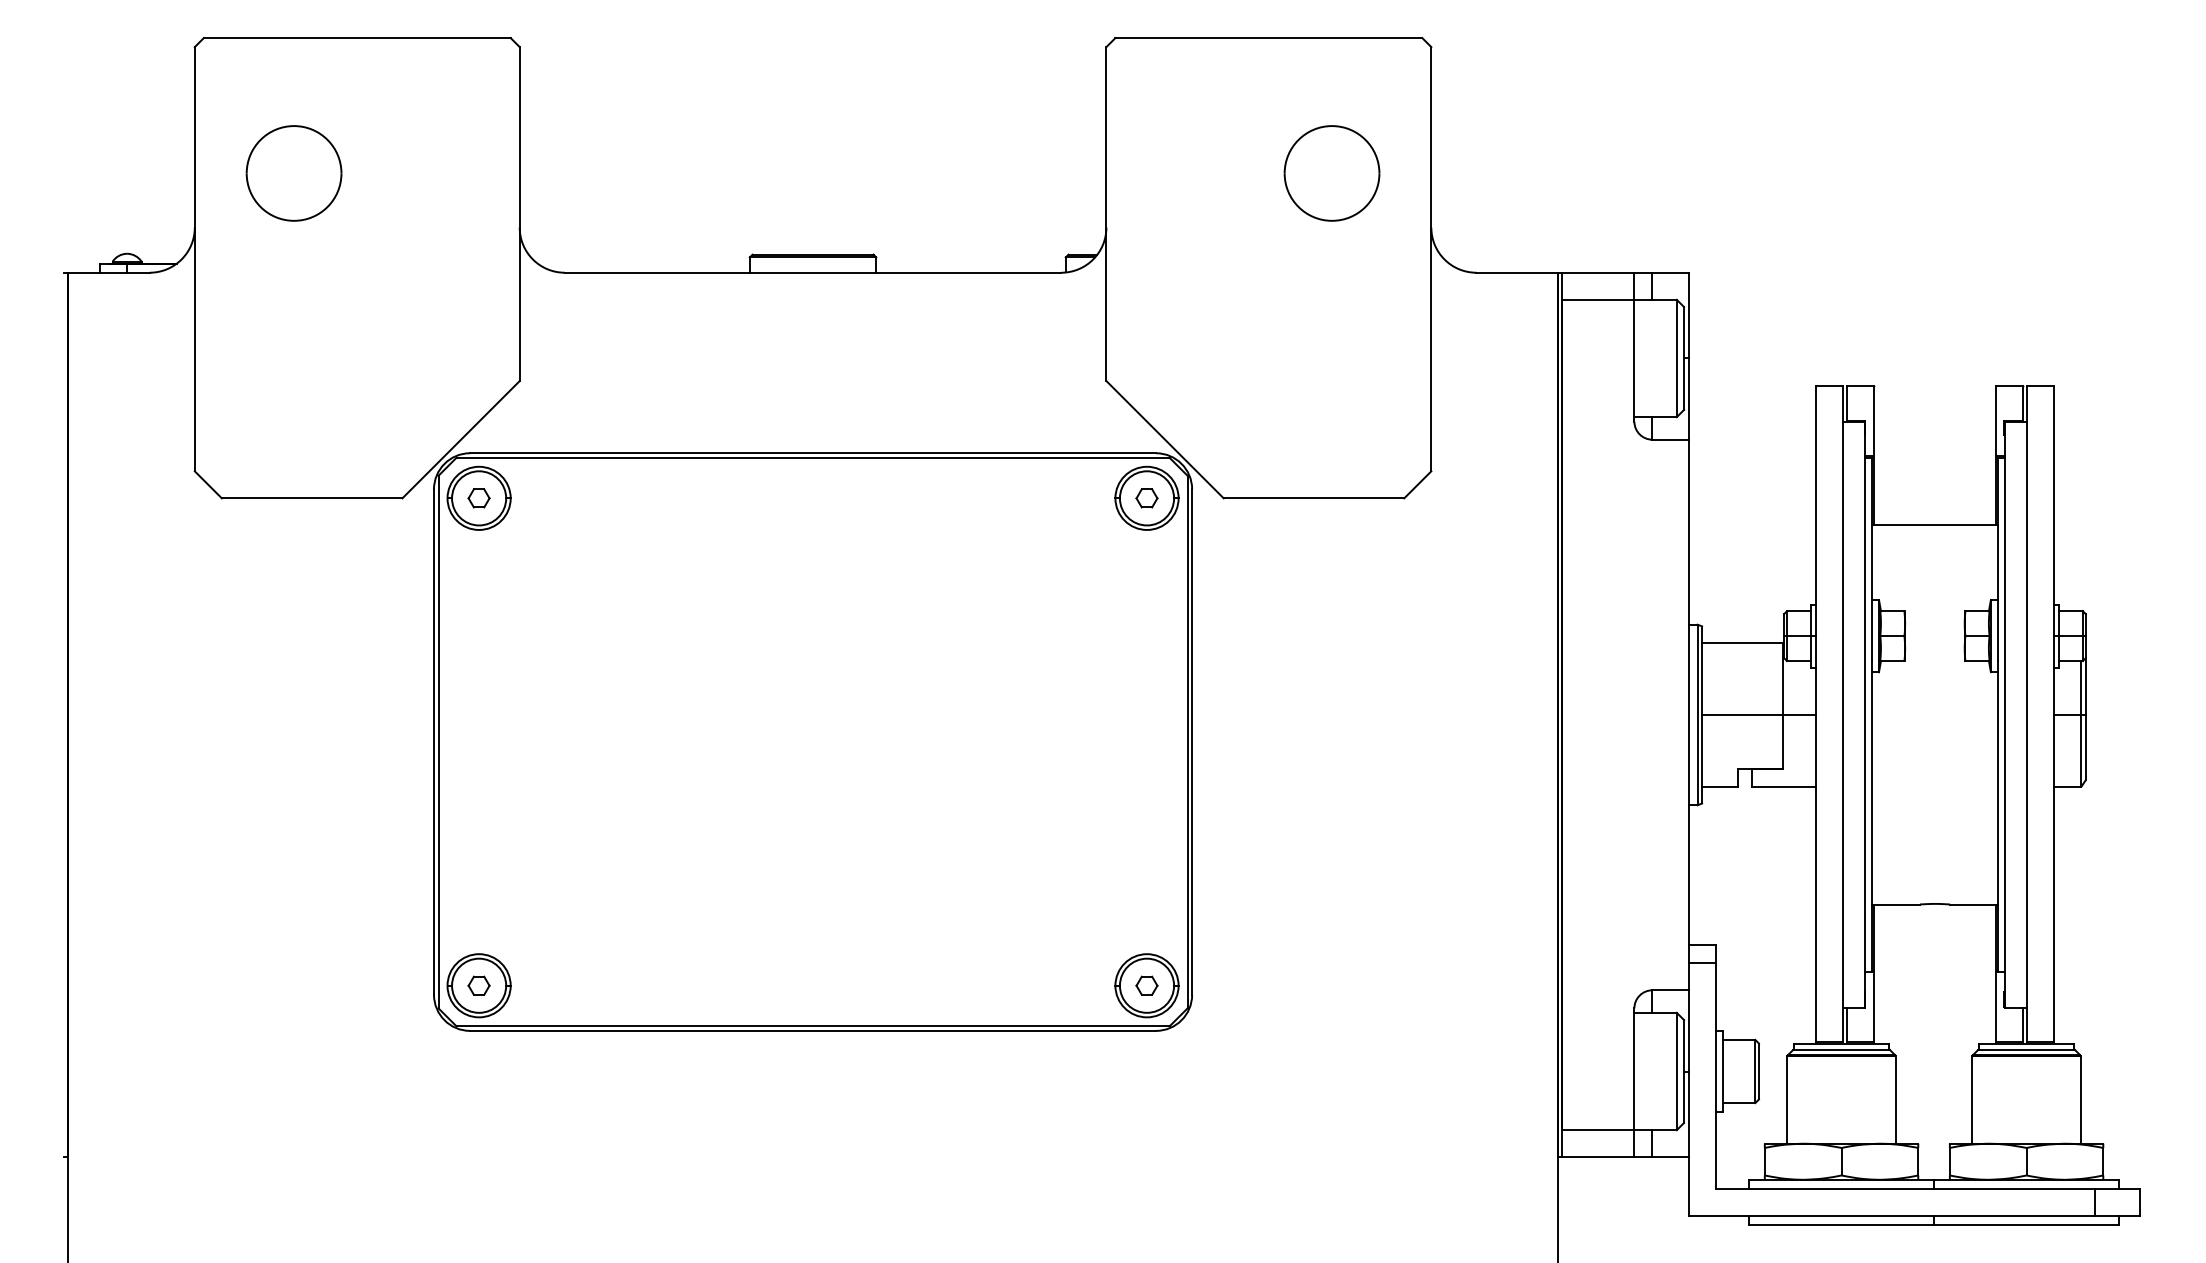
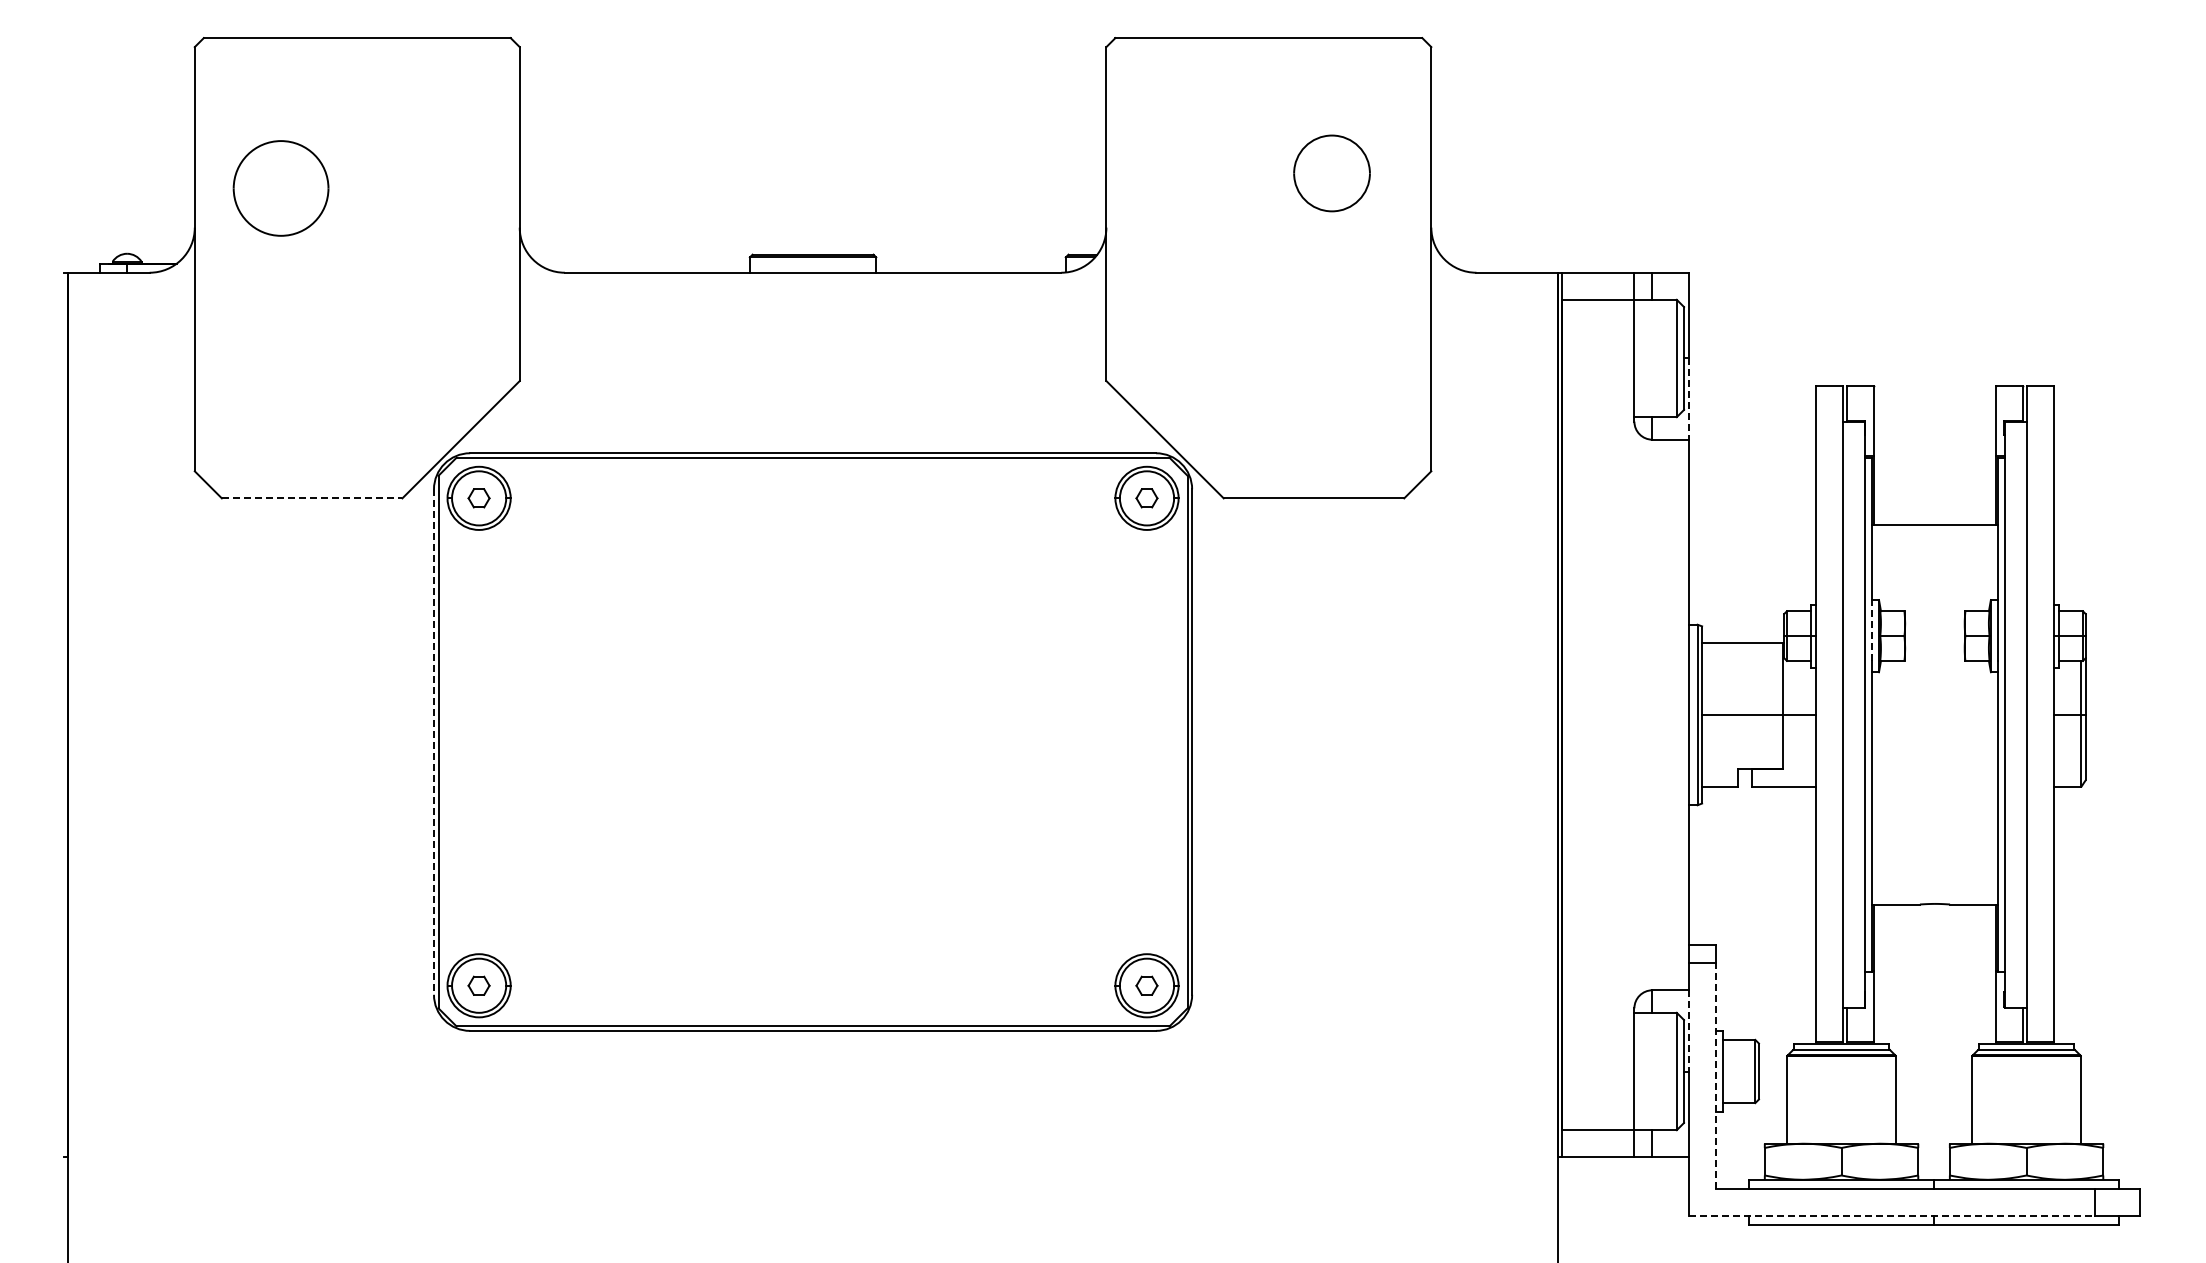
part position: (293, 173) -> (280, 188) (280, 188)
part size: 98x97 px -> 78x79 px (1331, 173)
line: solid -> dashed (1688, 399)
line: solid -> dashed (312, 498)
line: solid -> dashed (1871, 630)
line: solid -> dashed (433, 742)
line: solid -> dashed (1688, 1030)
line: solid -> dashed (1715, 1076)
line: solid -> dashed (1892, 1215)
